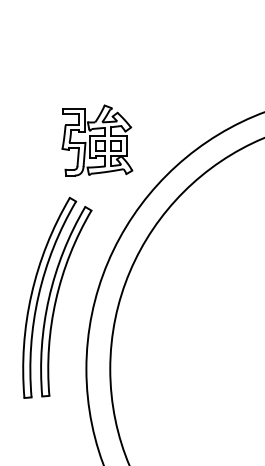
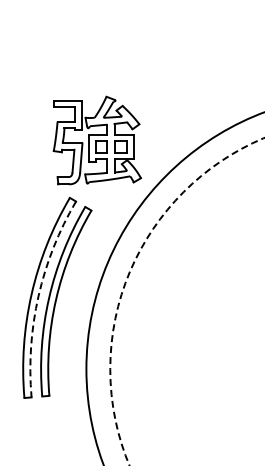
part size: 73x73 px -> 90x91 px (96, 140)
arc: solid -> dashed (38, 296)
circle: solid -> dashed (187, 301)
